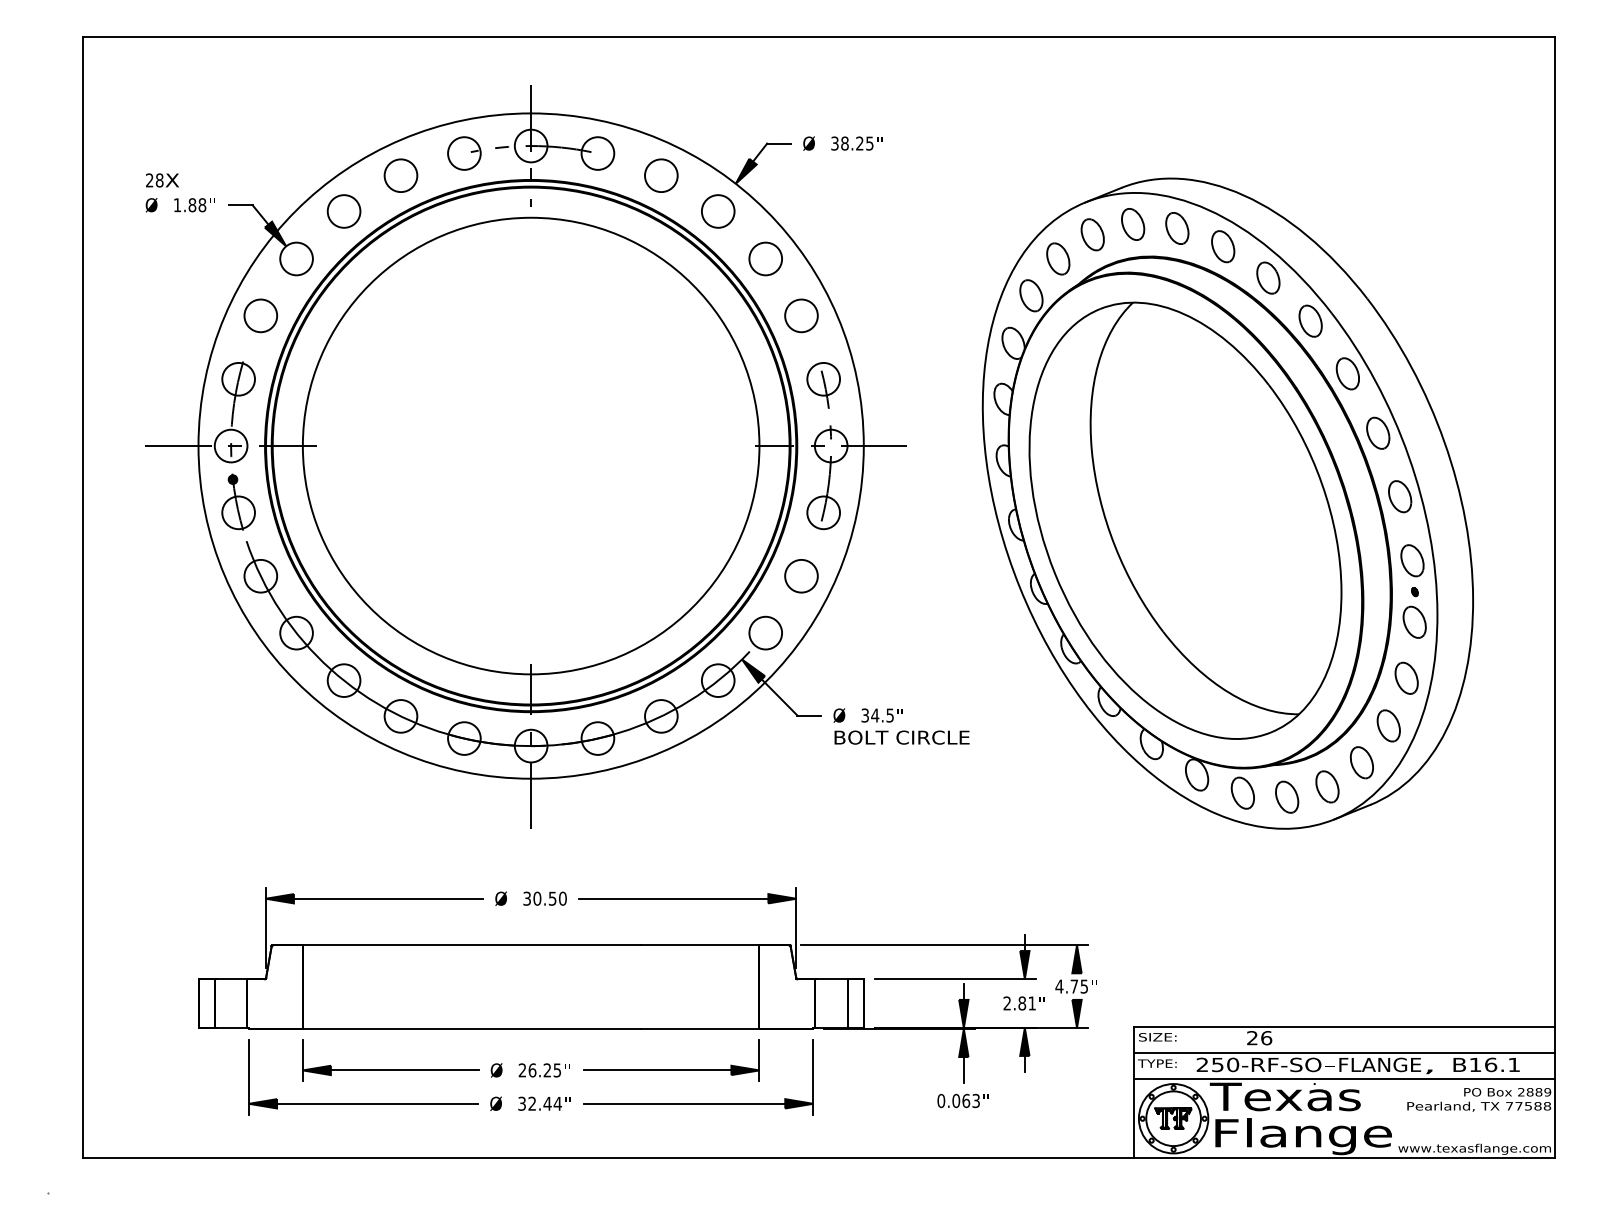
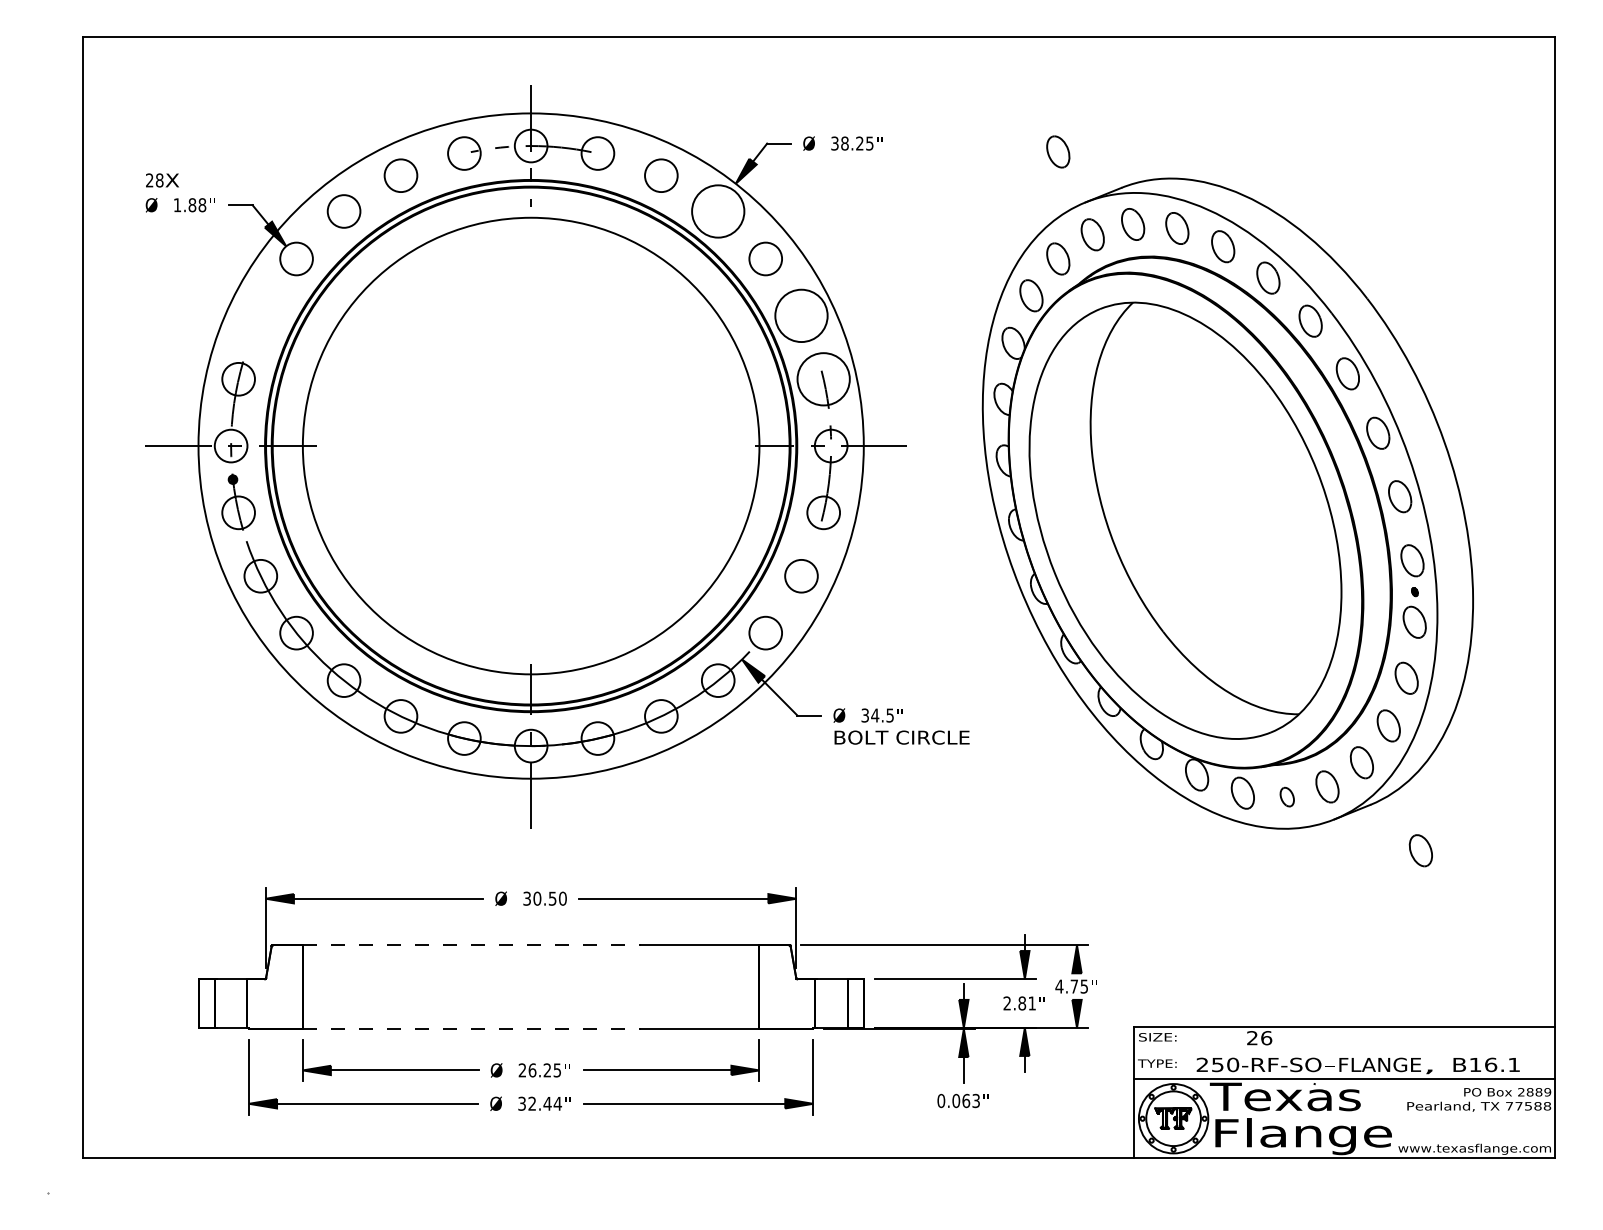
part: none -> present (1058, 151)
circle diameter: 33 px -> 52 px (718, 211)
circle: present -> none (260, 315)
circle diameter: 33 px -> 52 px (801, 315)
circle diameter: 33 px -> 52 px (823, 379)
part size: 25x34 px -> 16x22 px (1286, 796)
part: none -> present (1420, 850)
line: solid -> dashed (471, 945)
line: solid -> dashed (471, 1029)
line: present -> none (1344, 1053)
